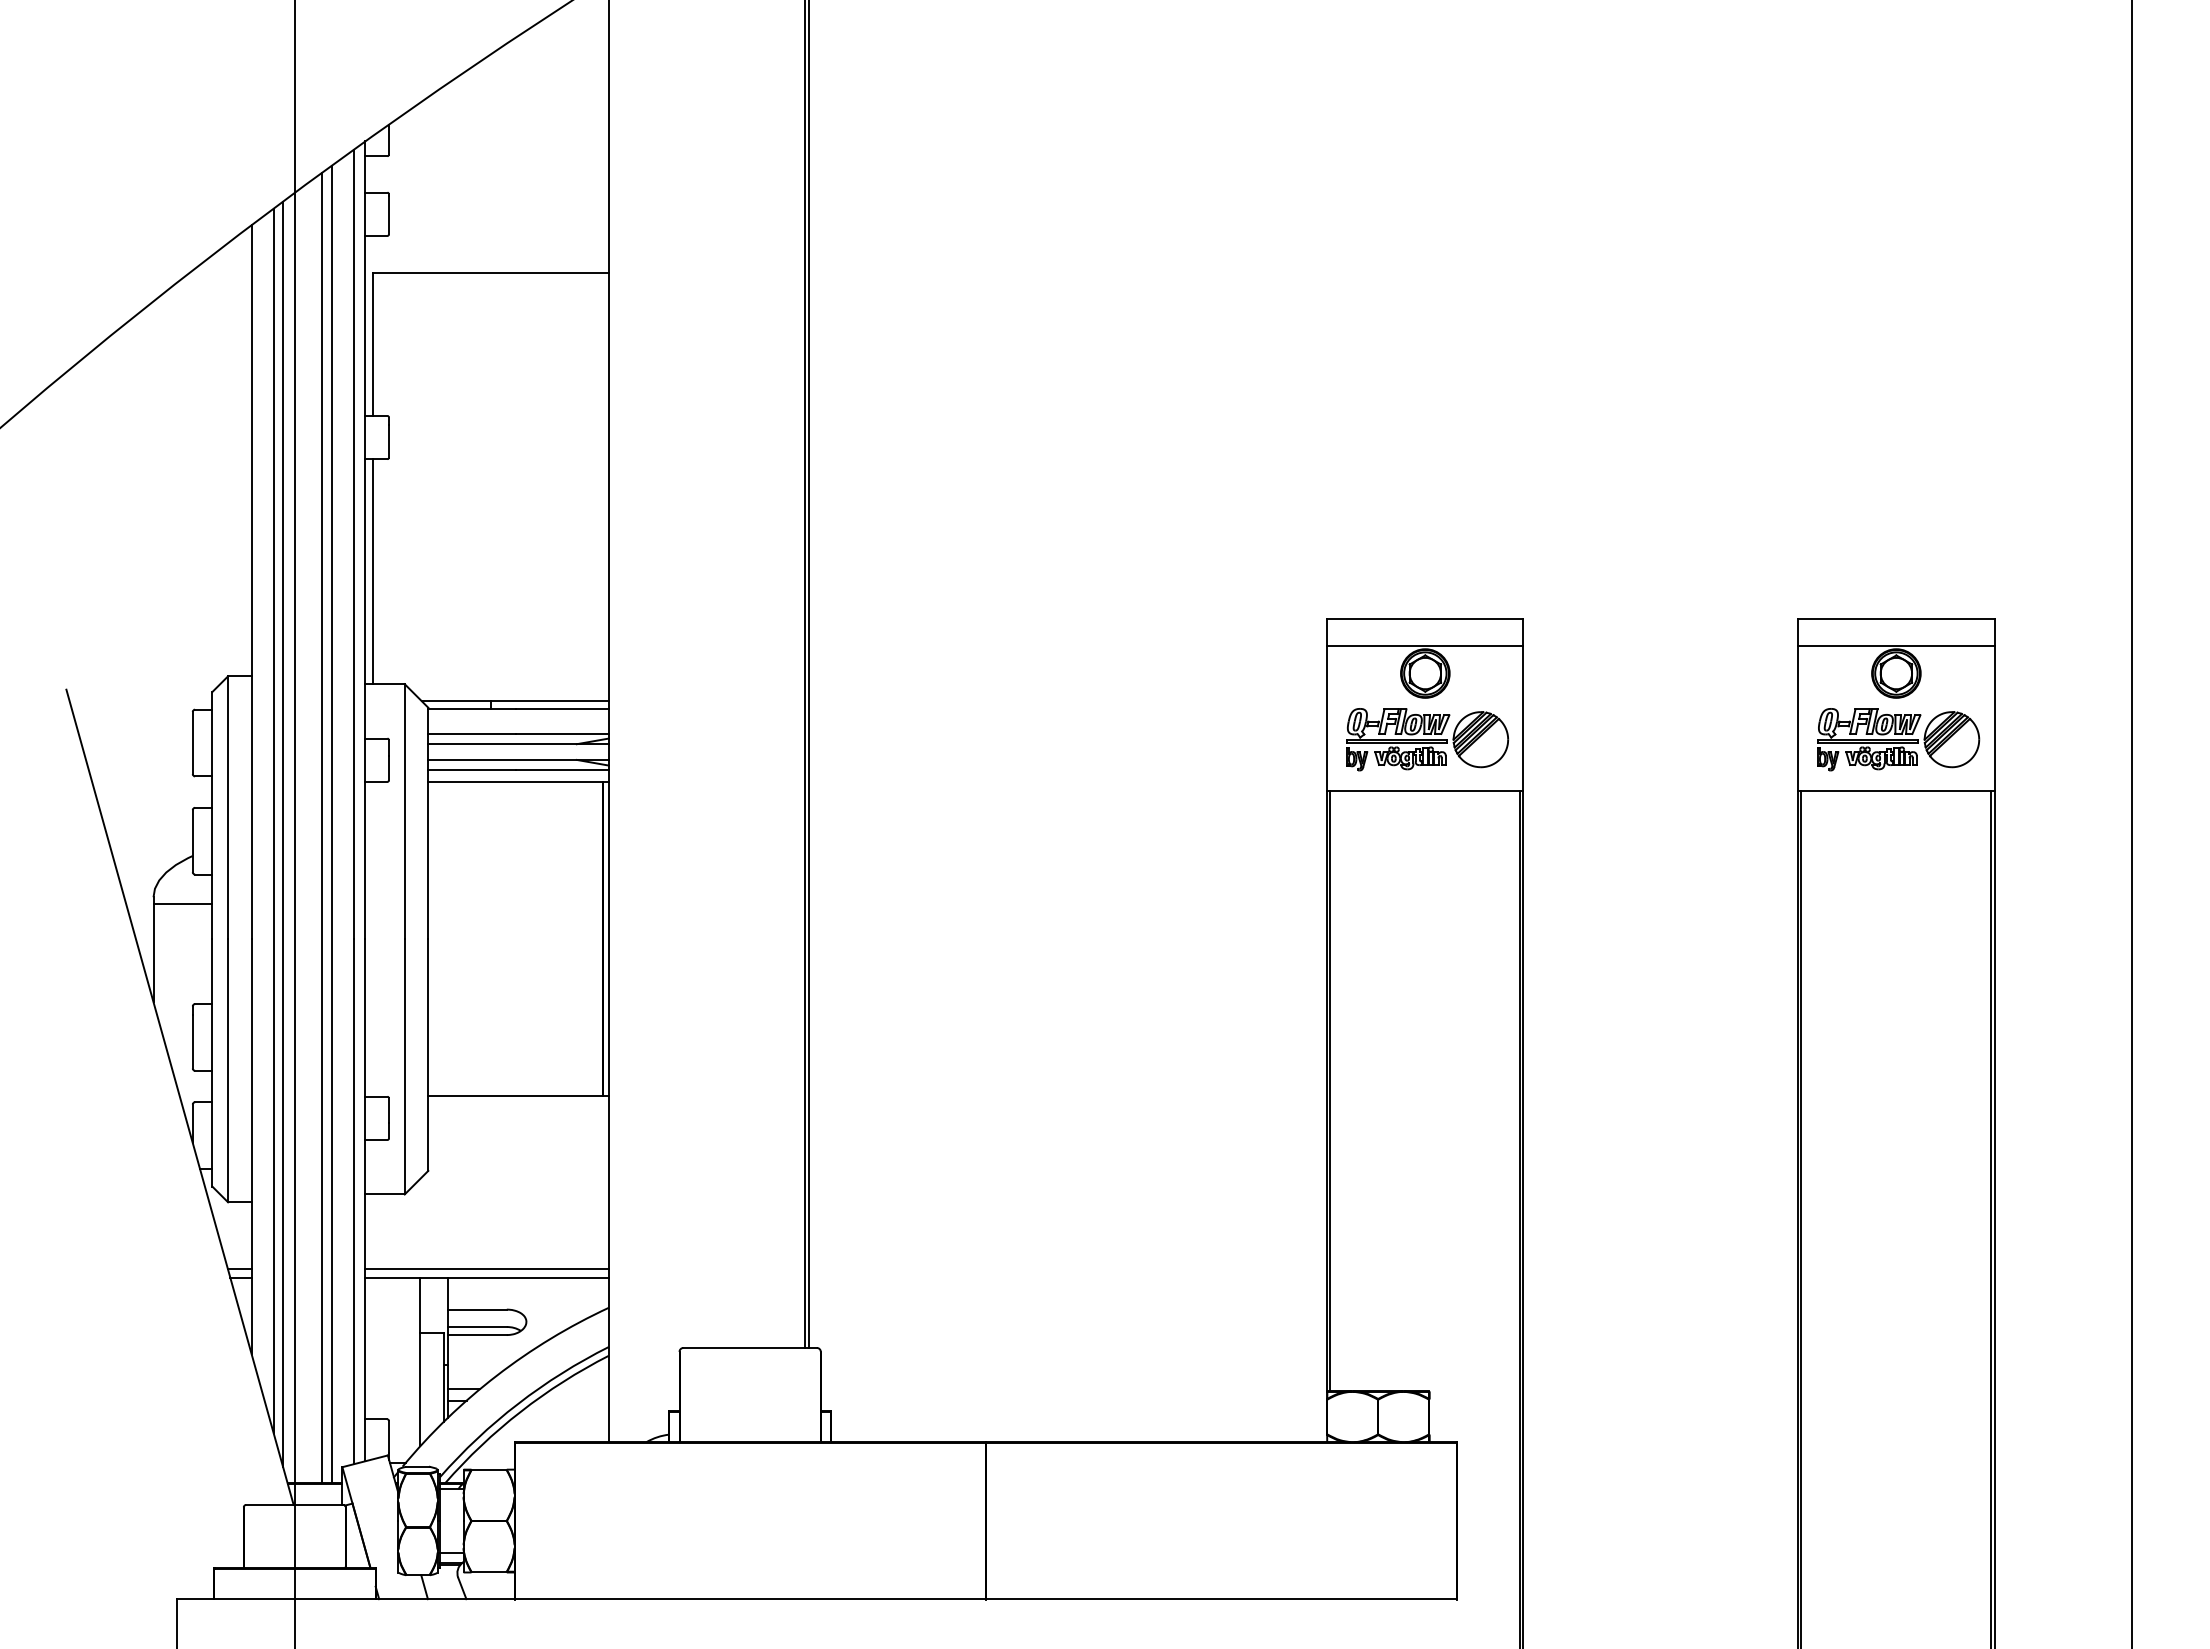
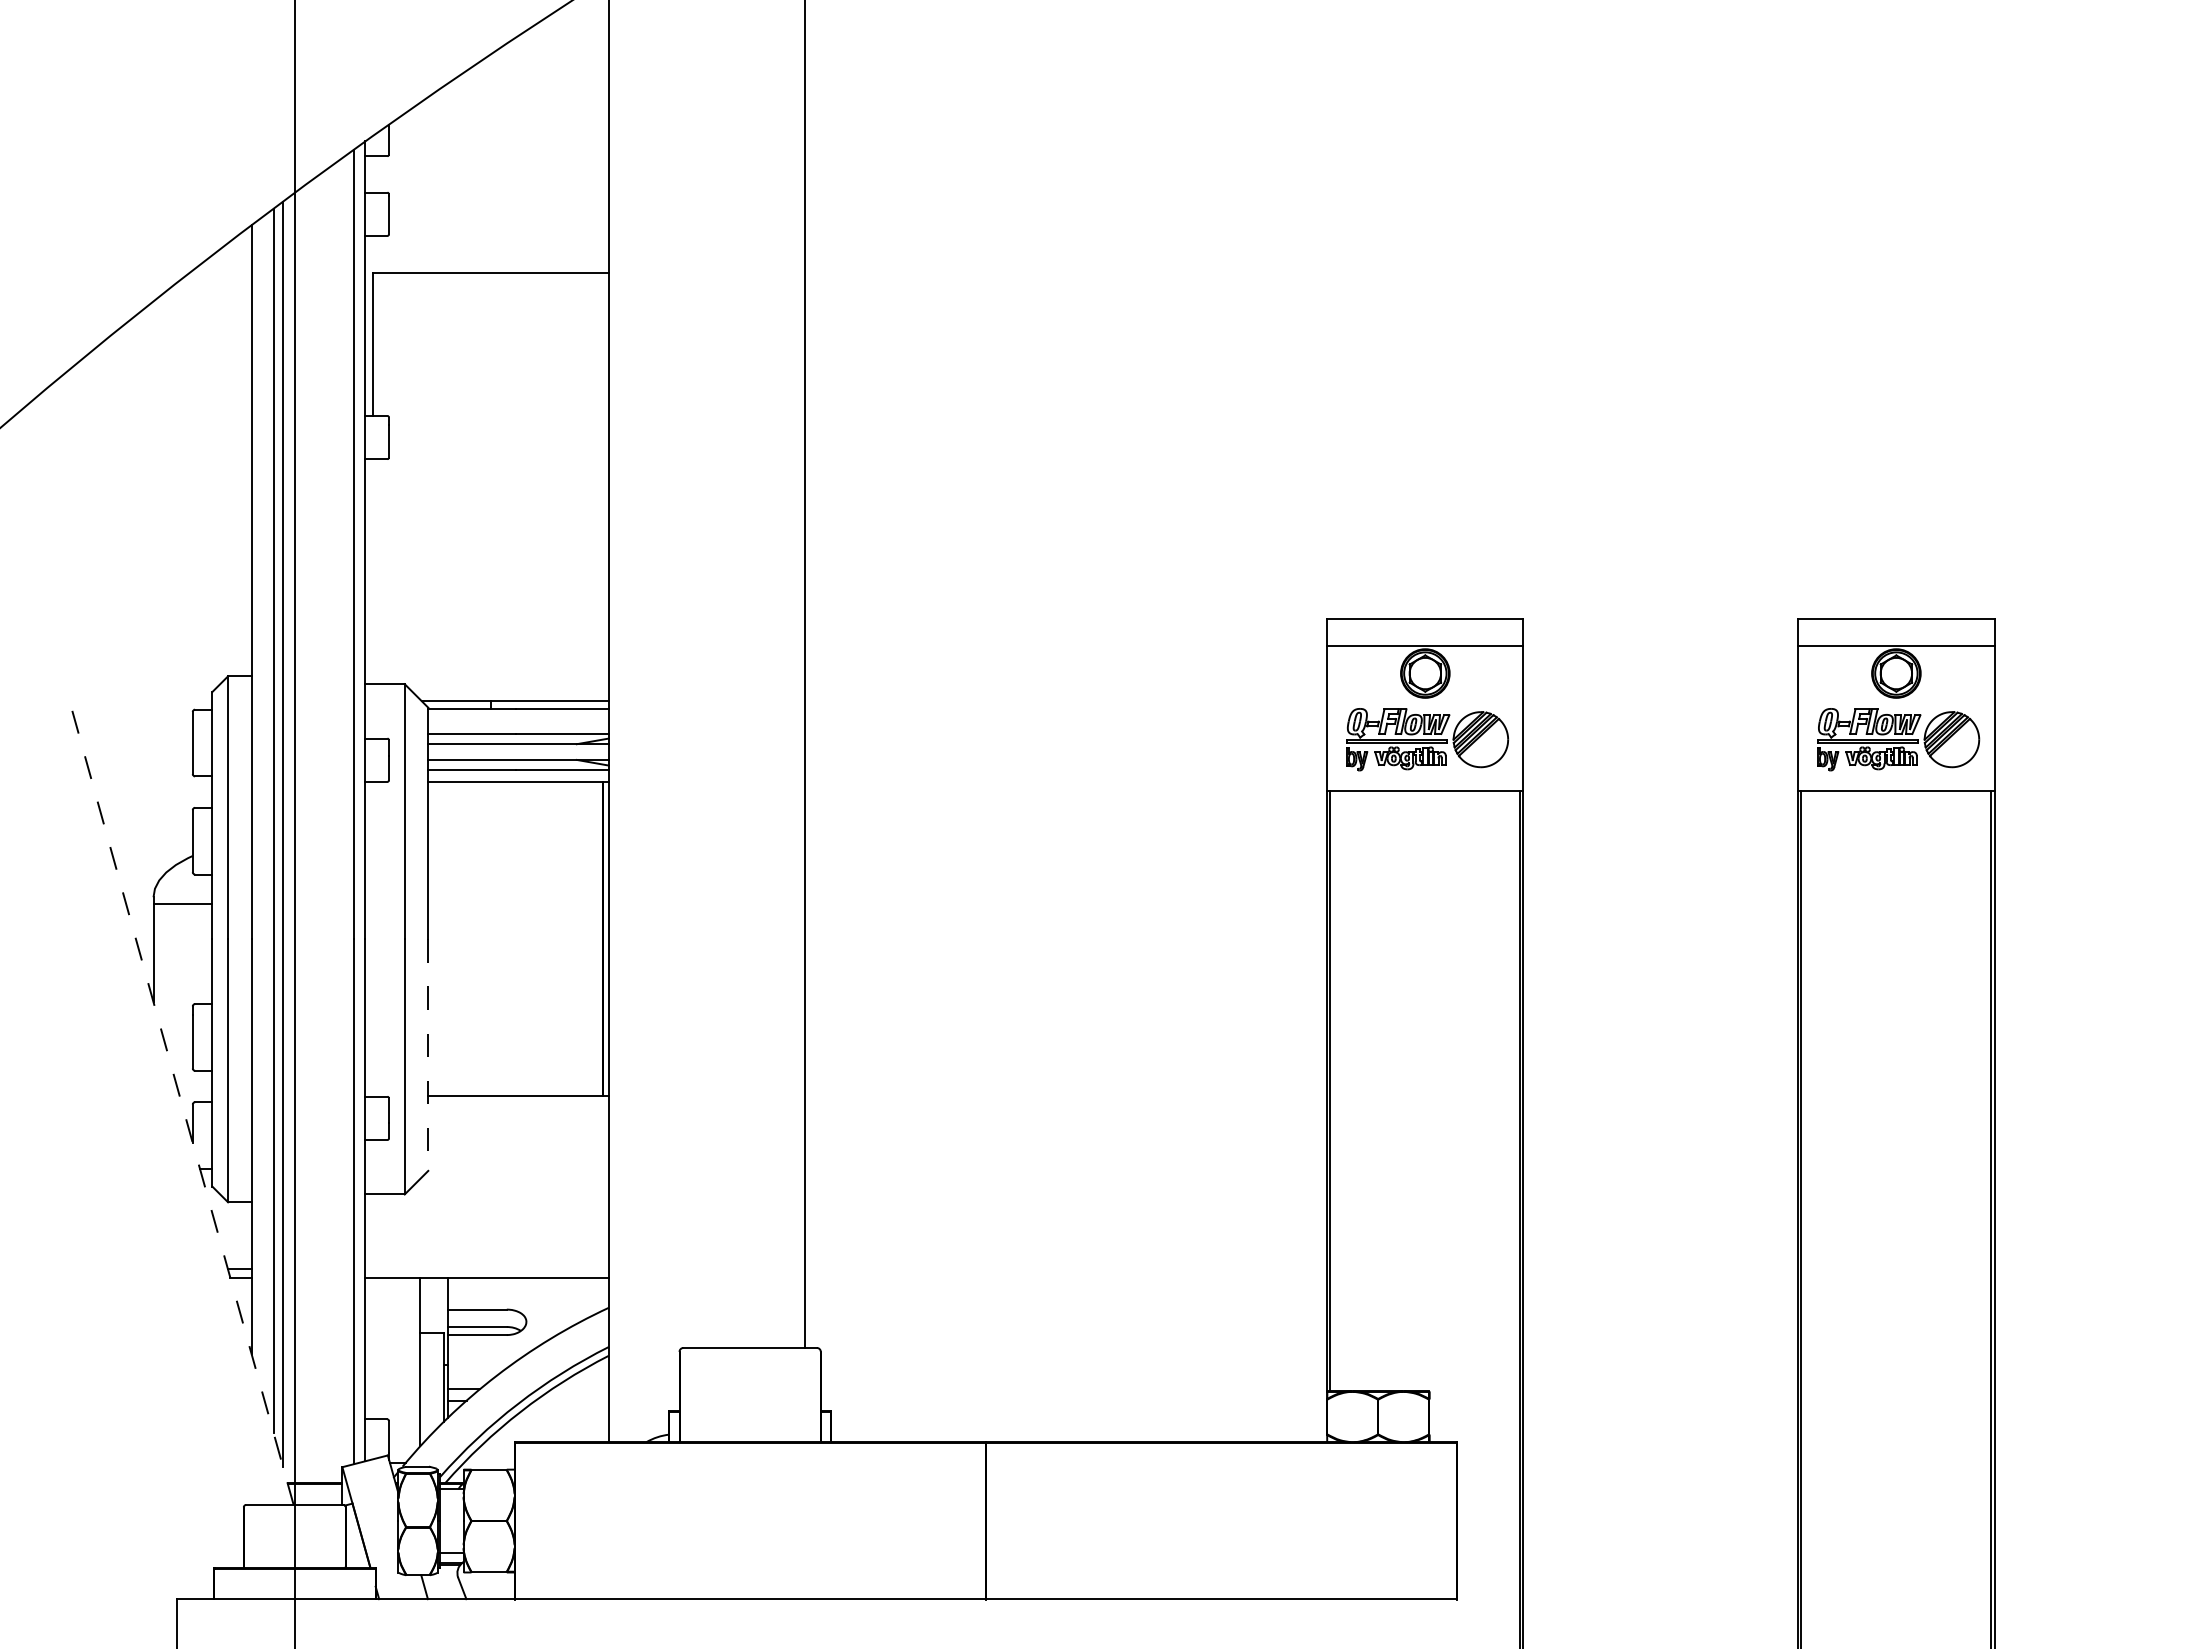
line: present -> none (373, 571)
line: present -> none (809, 674)
line: present -> none (2131, 823)
line: present -> none (331, 824)
line: present -> none (322, 827)
line: solid -> dashed (428, 1055)
line: solid -> dashed (179, 1096)
line: present -> none (486, 1268)
